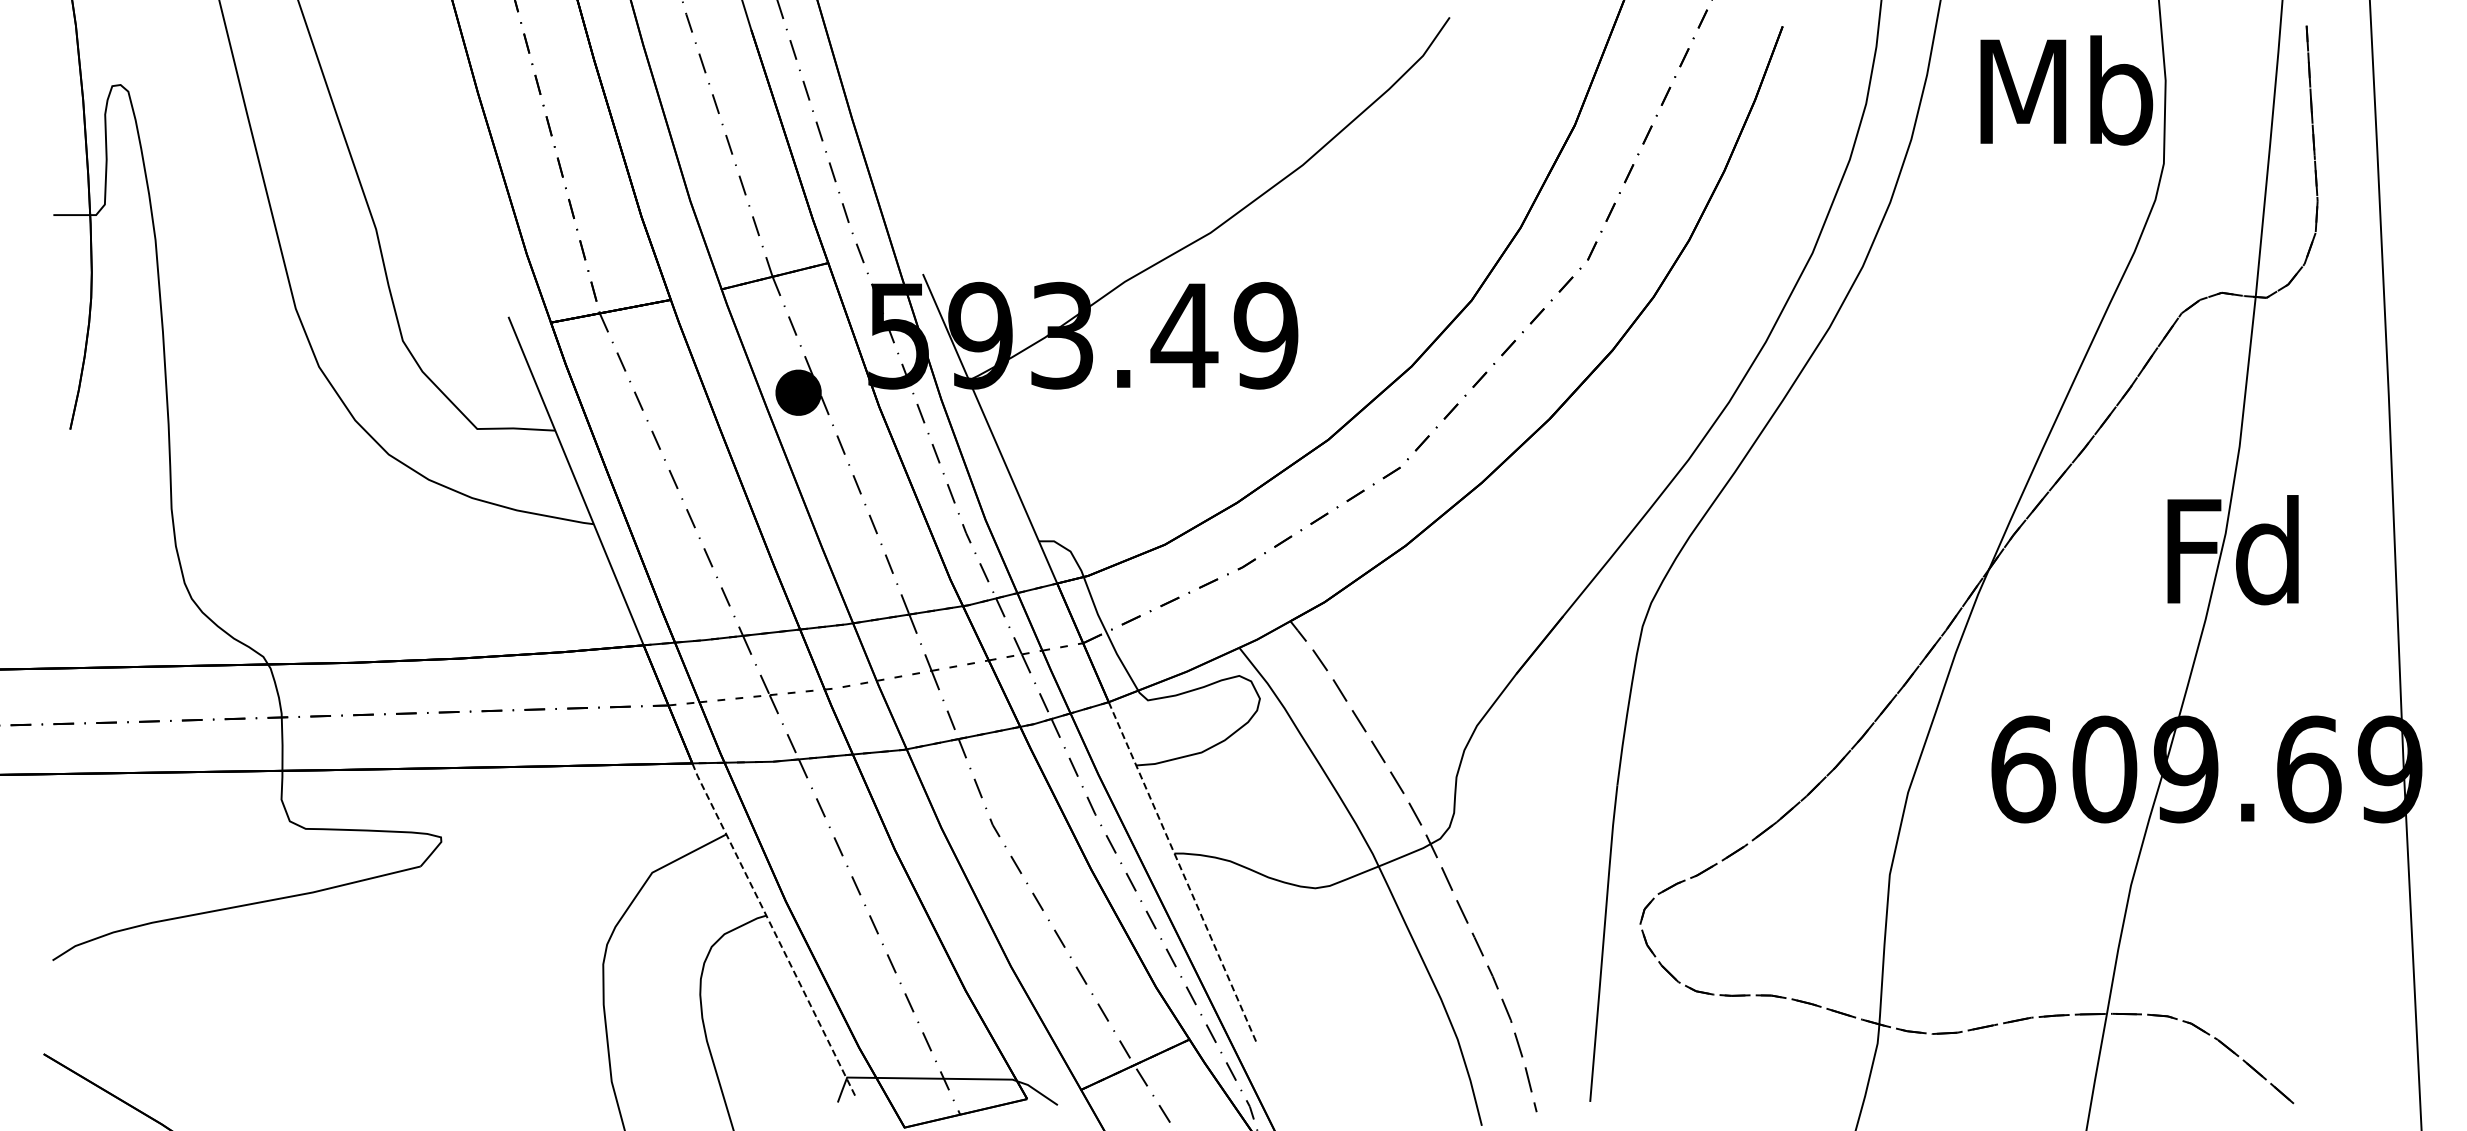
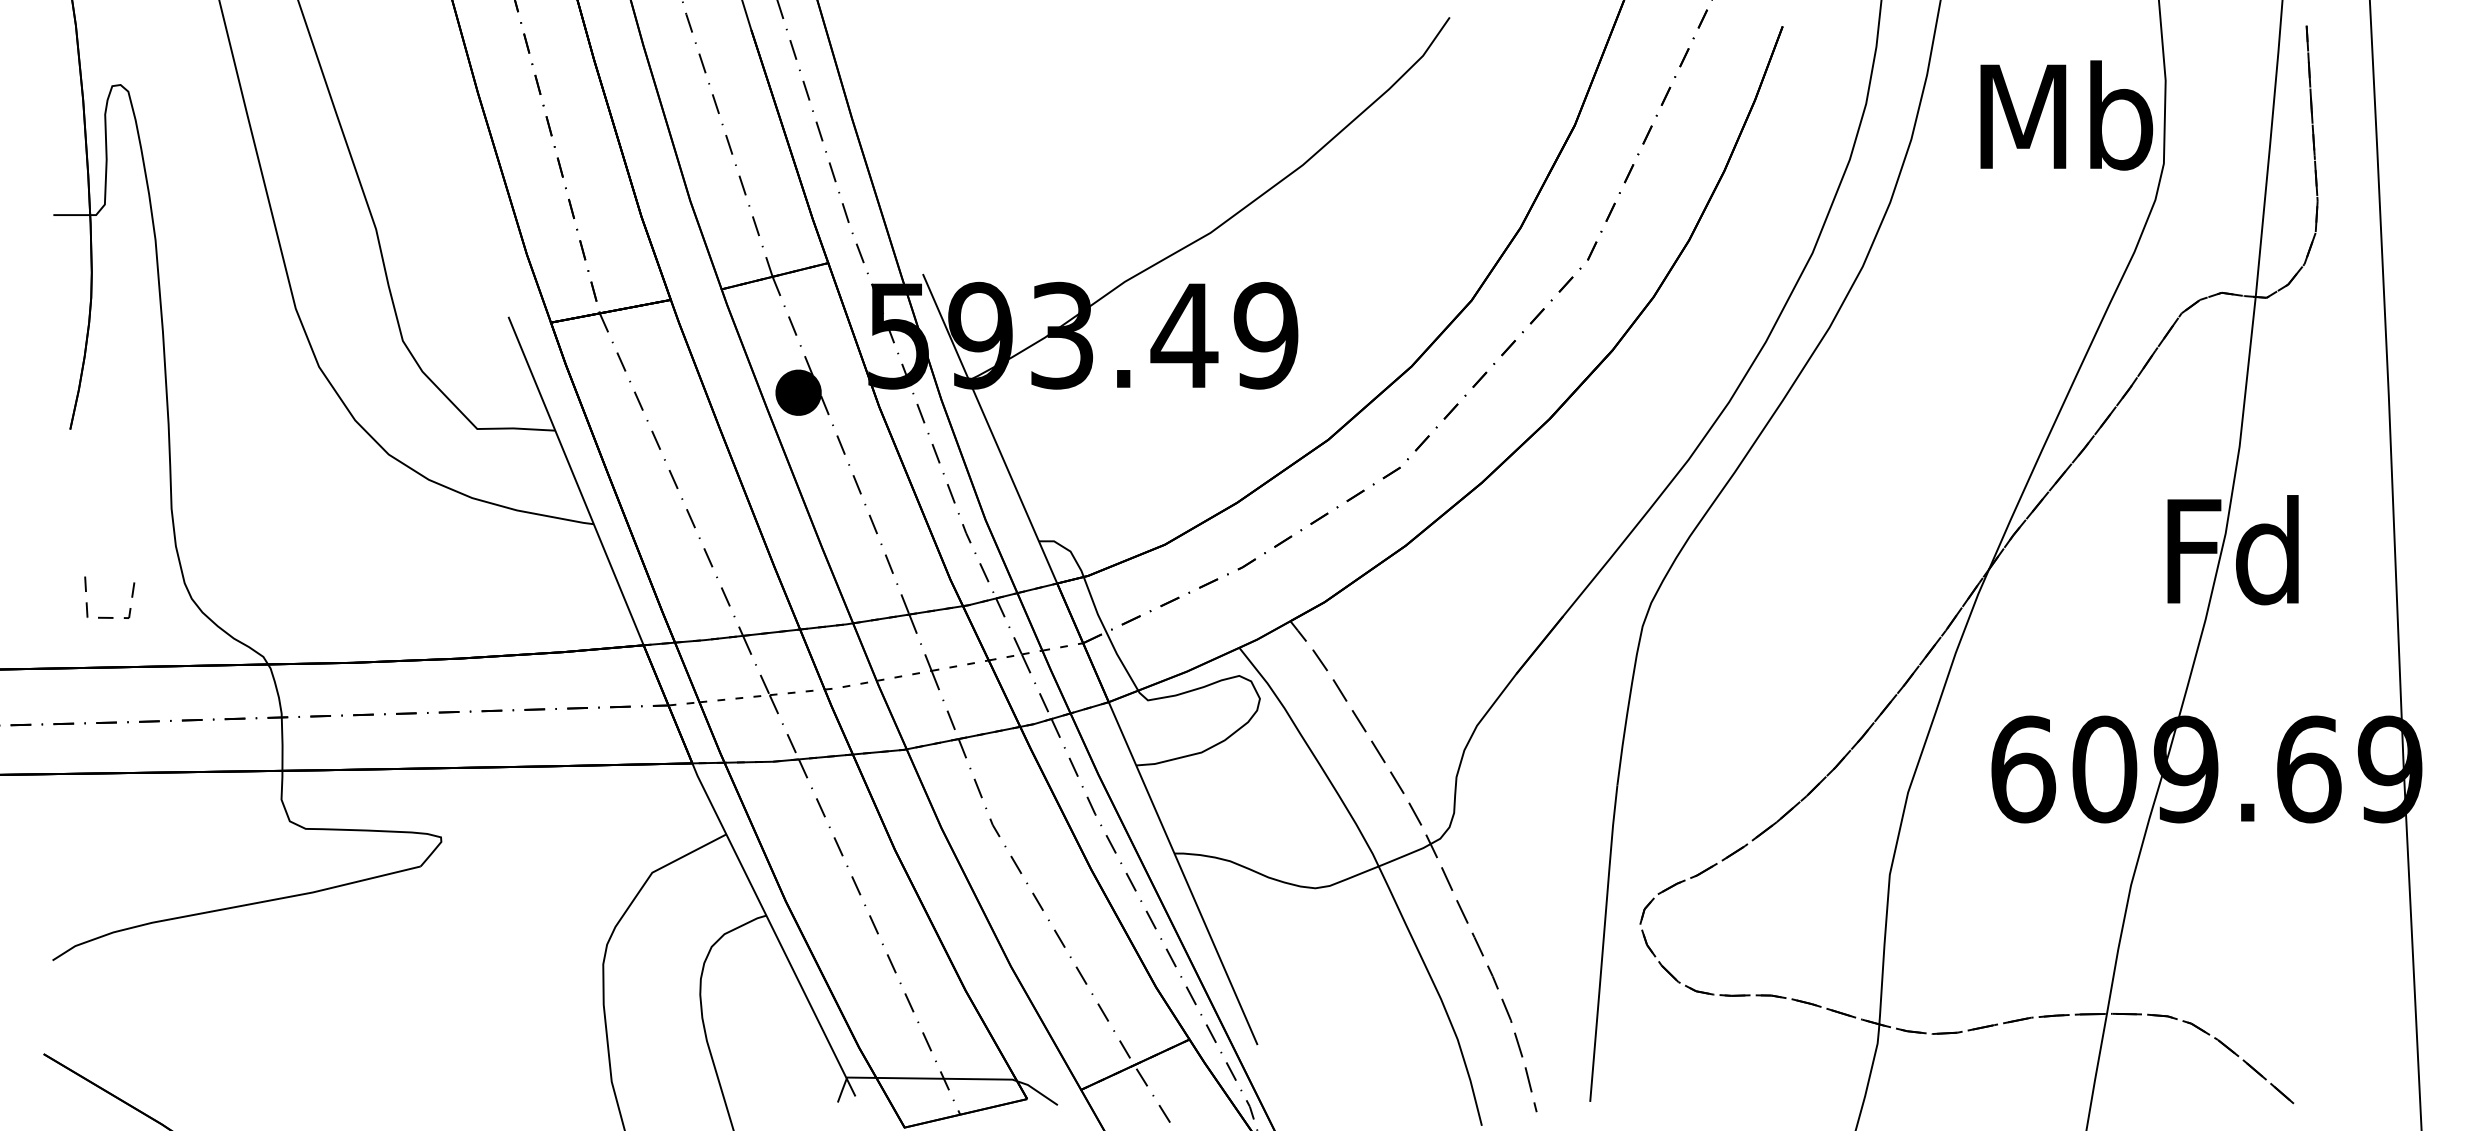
text position: (2066, 90) -> (2066, 115) (2066, 115)
line: none -> present (103, 616)
line: dashed -> solid (1183, 873)
line: dashed -> solid (773, 929)
